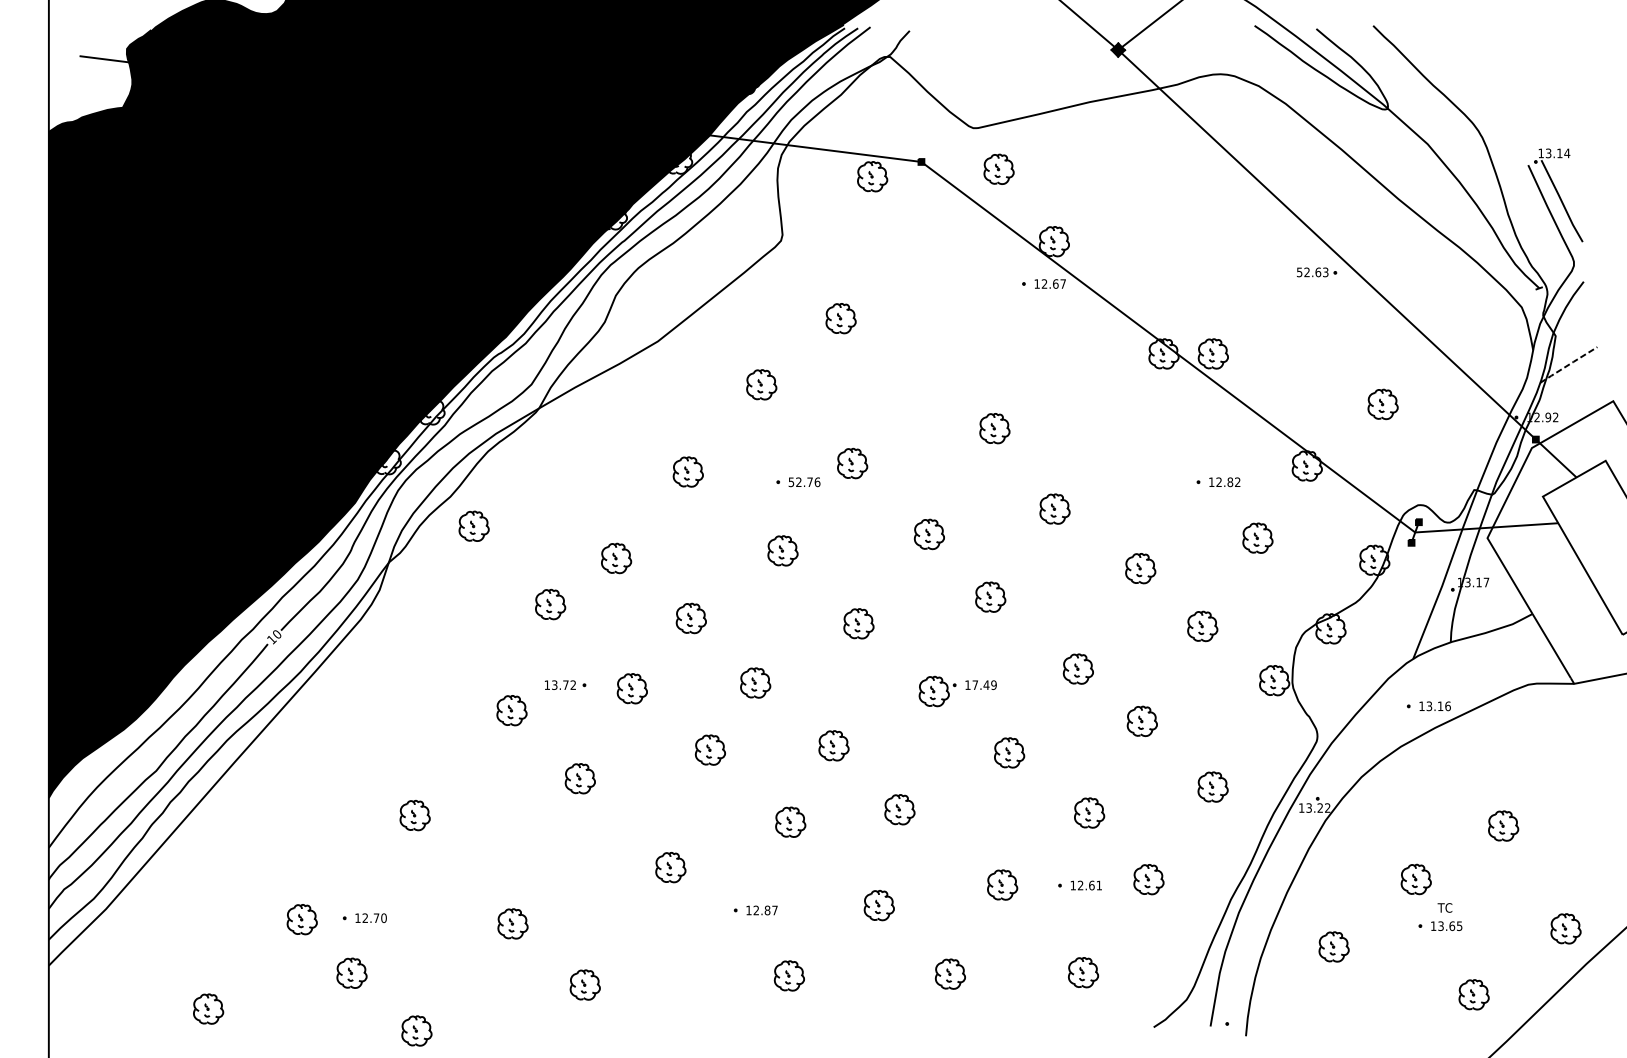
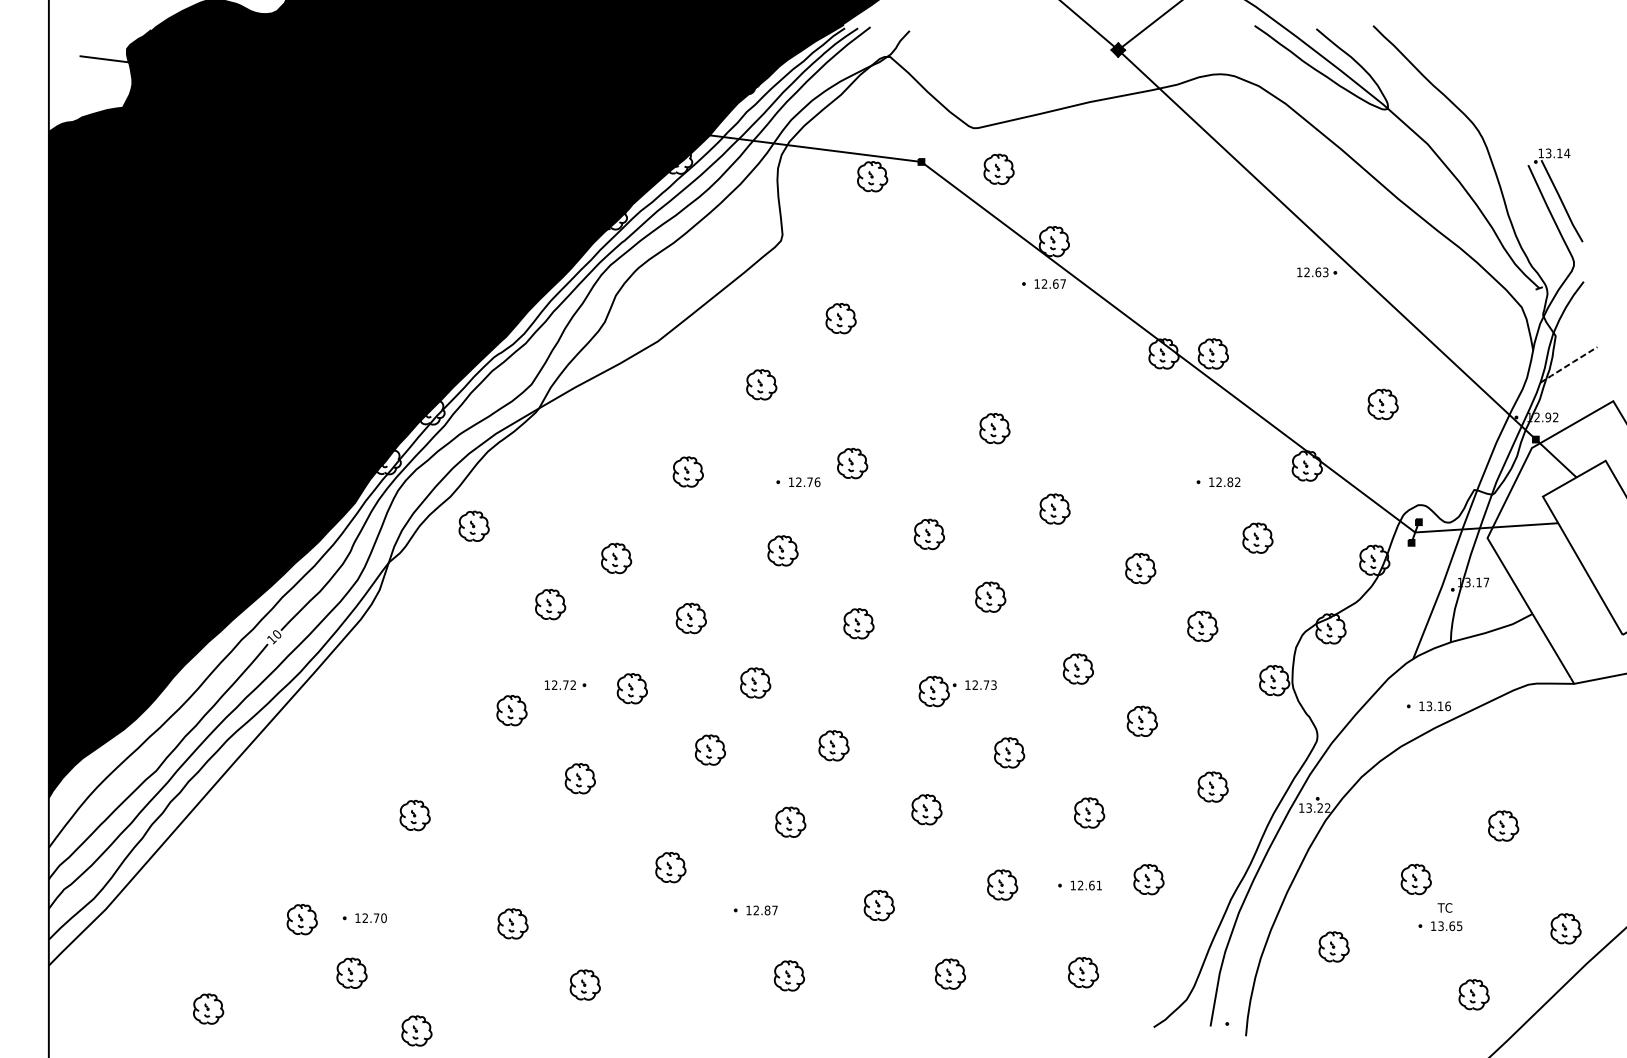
text: 52.63 -> 12.63 (1299, 272)
text: 52.76 -> 12.76 (791, 482)
text: 17.49 -> 12.73 (984, 684)
text: 13.72 -> 12.72 (554, 685)
part position: (899, 809) -> (926, 809) (926, 809)
